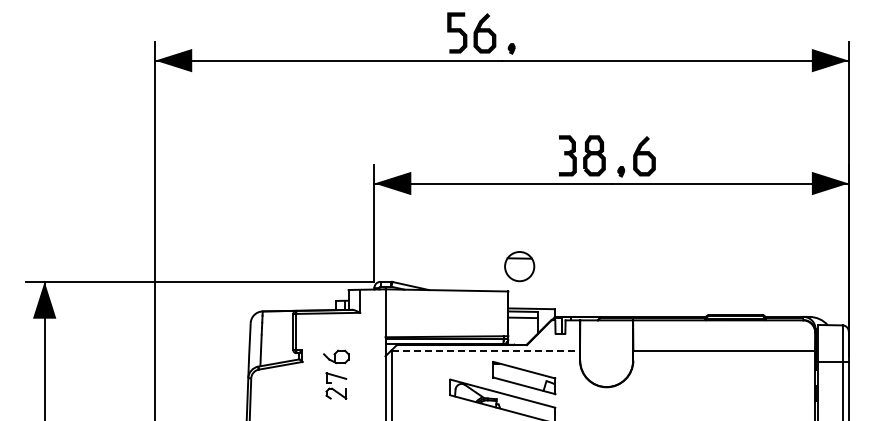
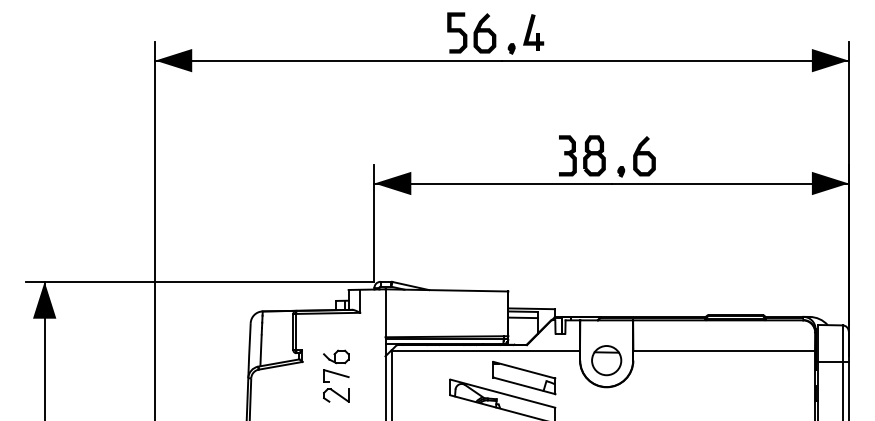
part: none -> present (533, 32)
part position: (519, 266) -> (606, 360) (606, 360)
line: dashed -> solid (486, 350)
part size: 23x28 px -> 27x34 px (336, 385)
